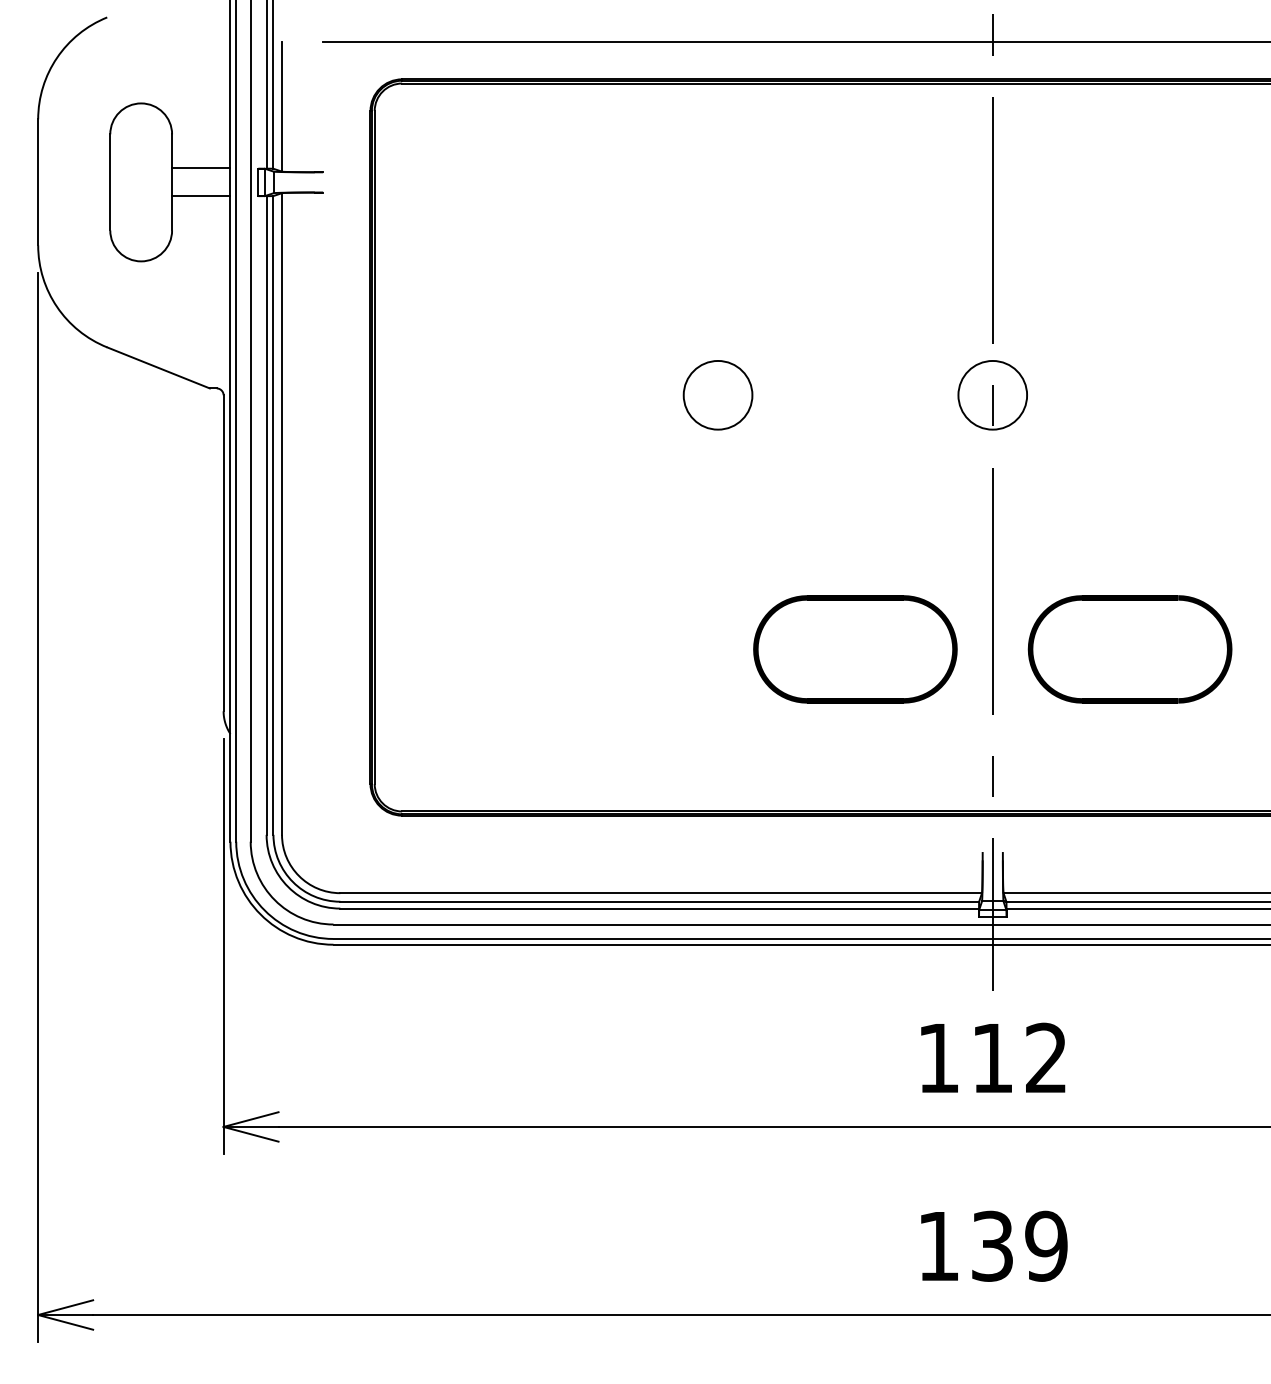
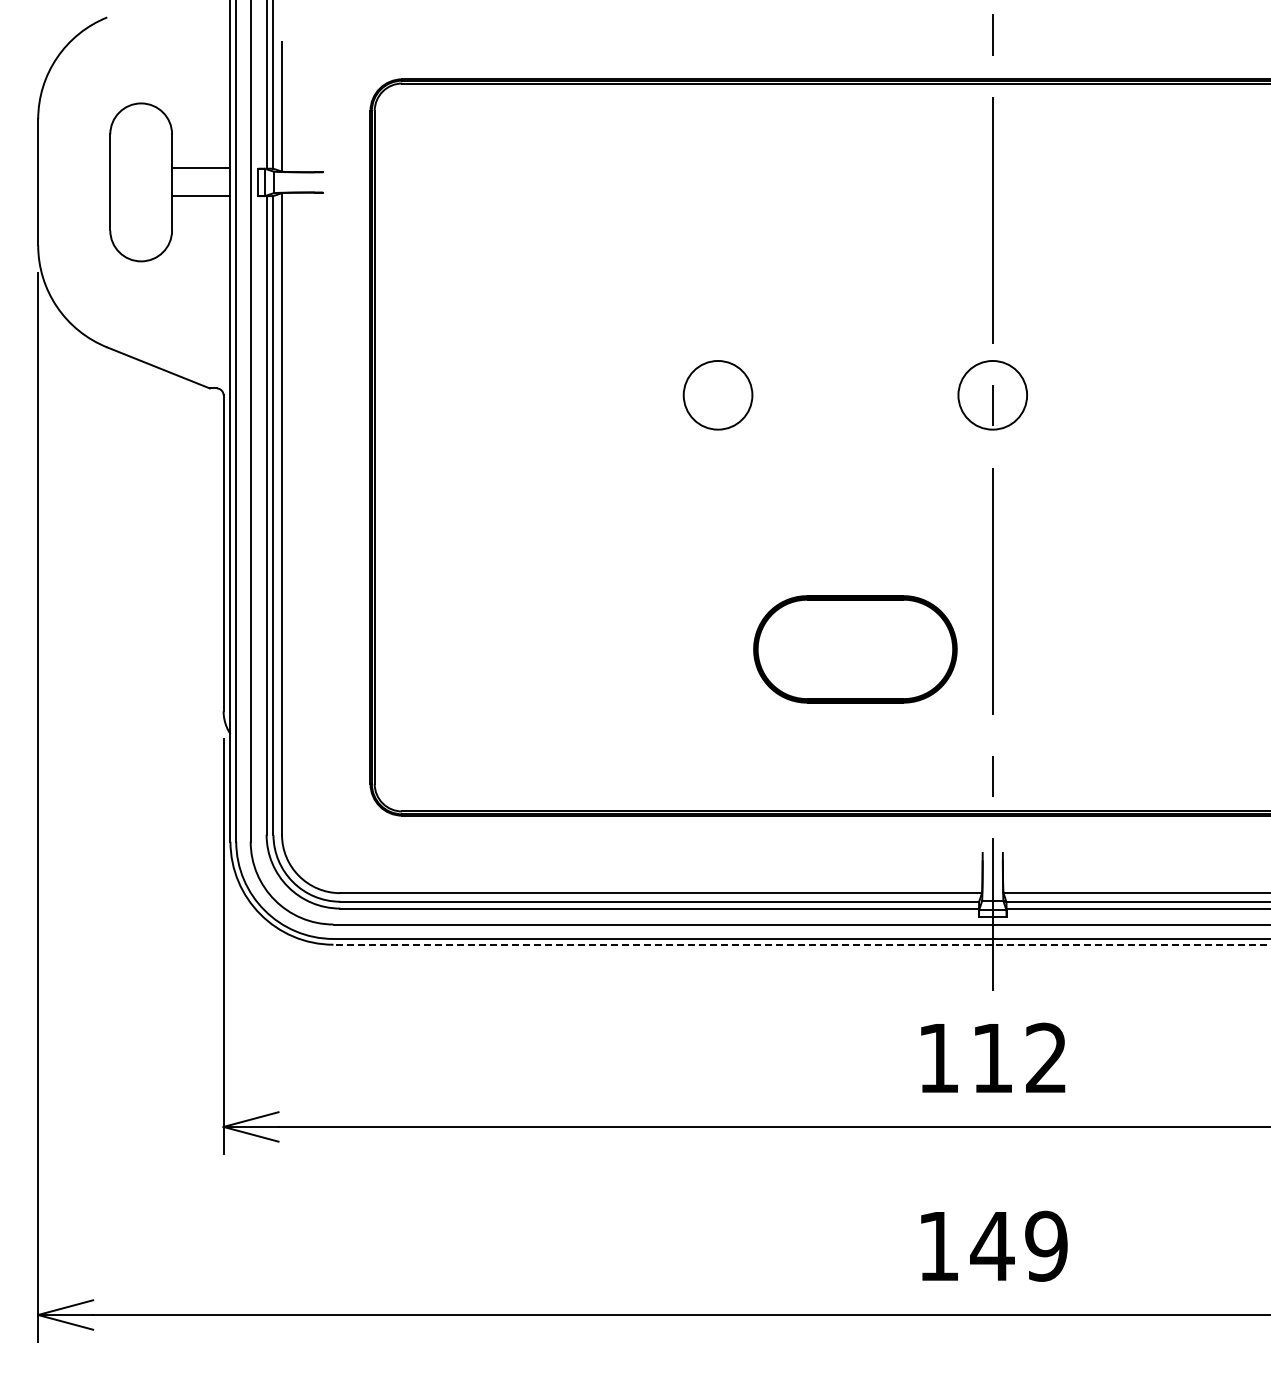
line: present -> none (795, 41)
part: present -> none (1129, 649)
line: solid -> dashed (801, 944)
text: 139 -> 149 (992, 1245)
